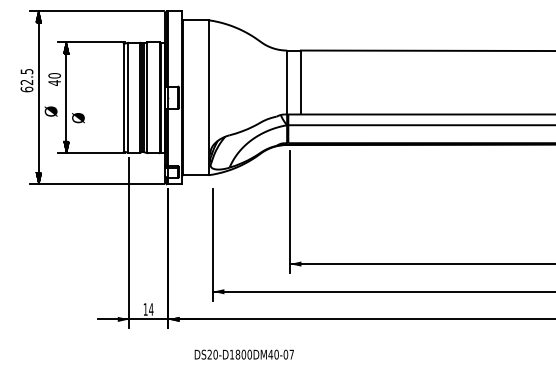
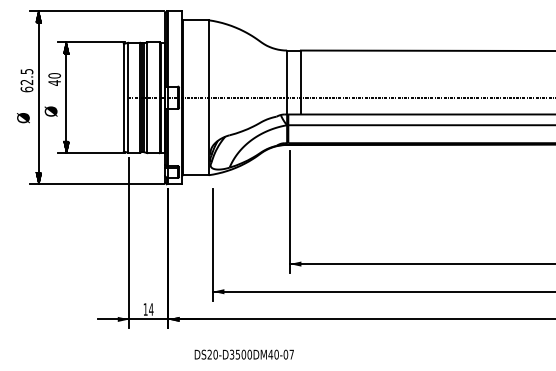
line: none -> present (340, 97)
text position: (78, 118) -> (23, 118) (23, 118)
text: DS20-D1800DM40-07 -> DS20-D3500DM40-07 (234, 354)
